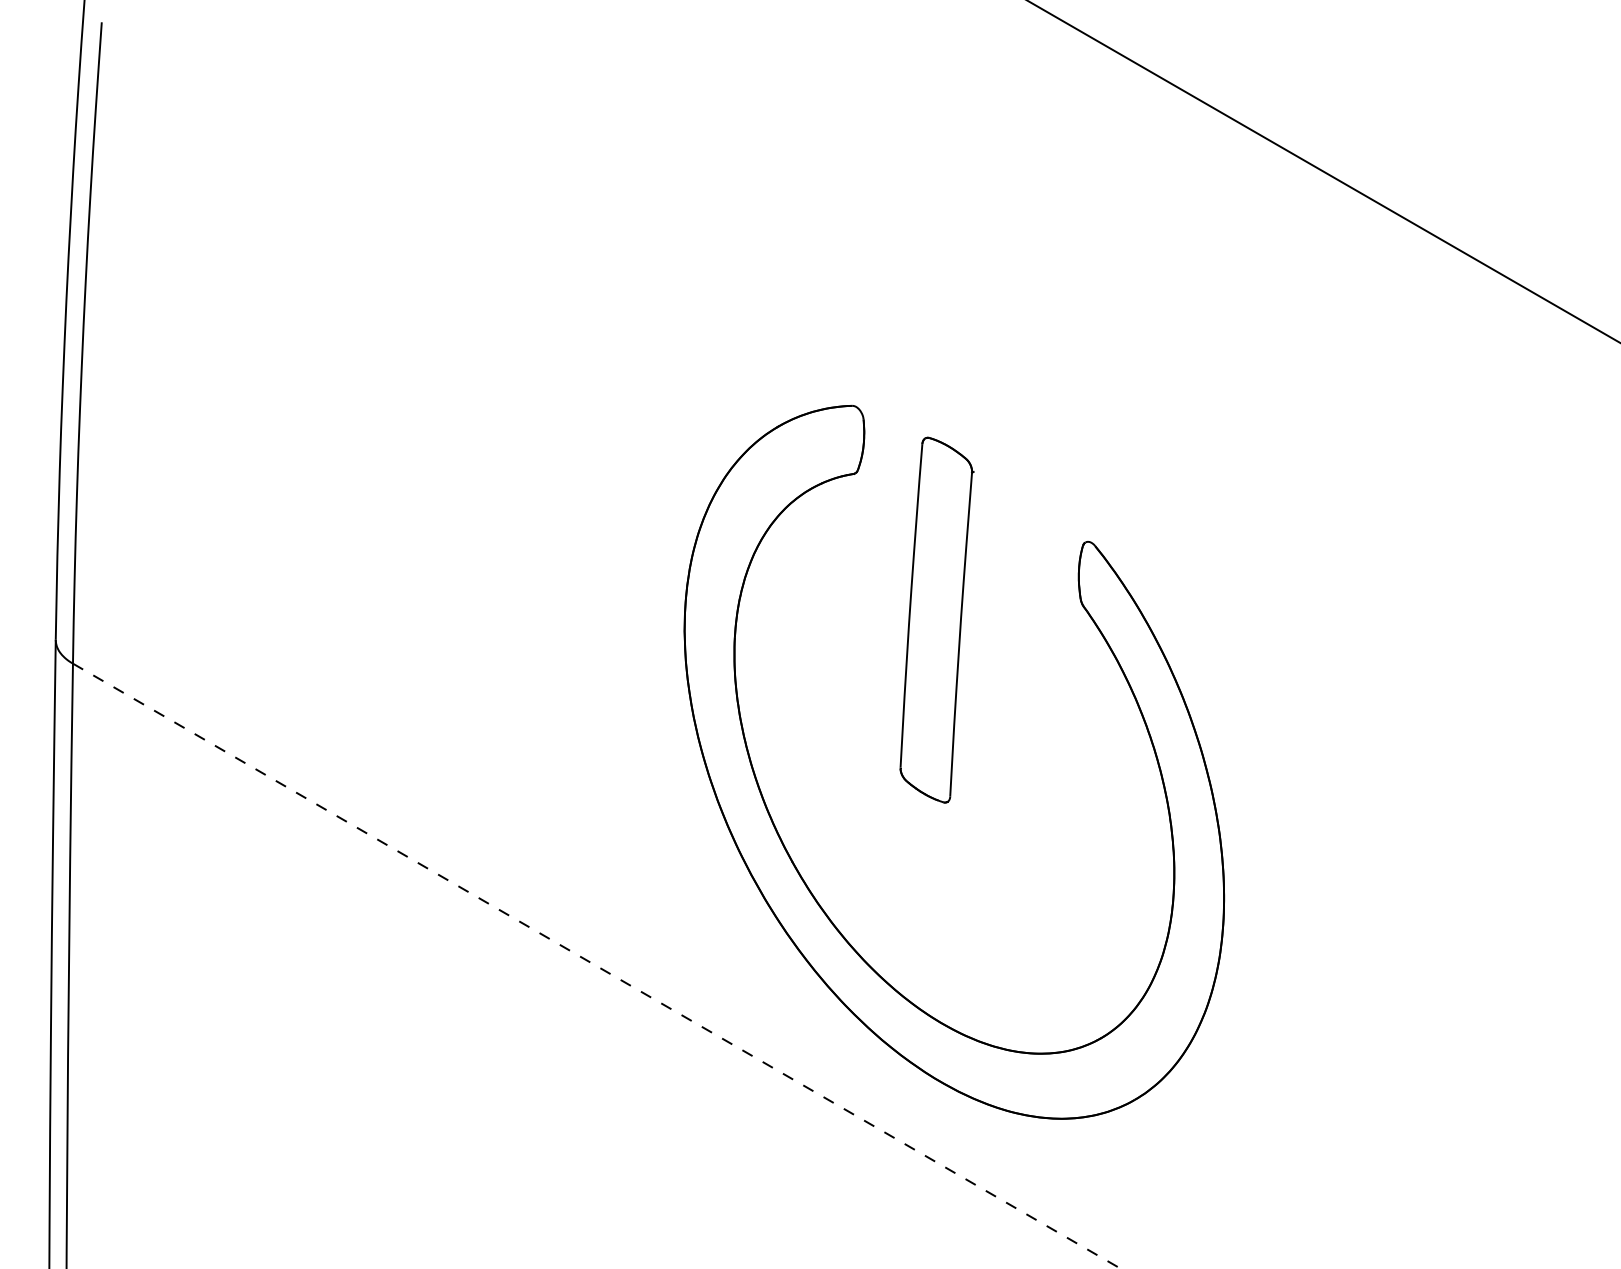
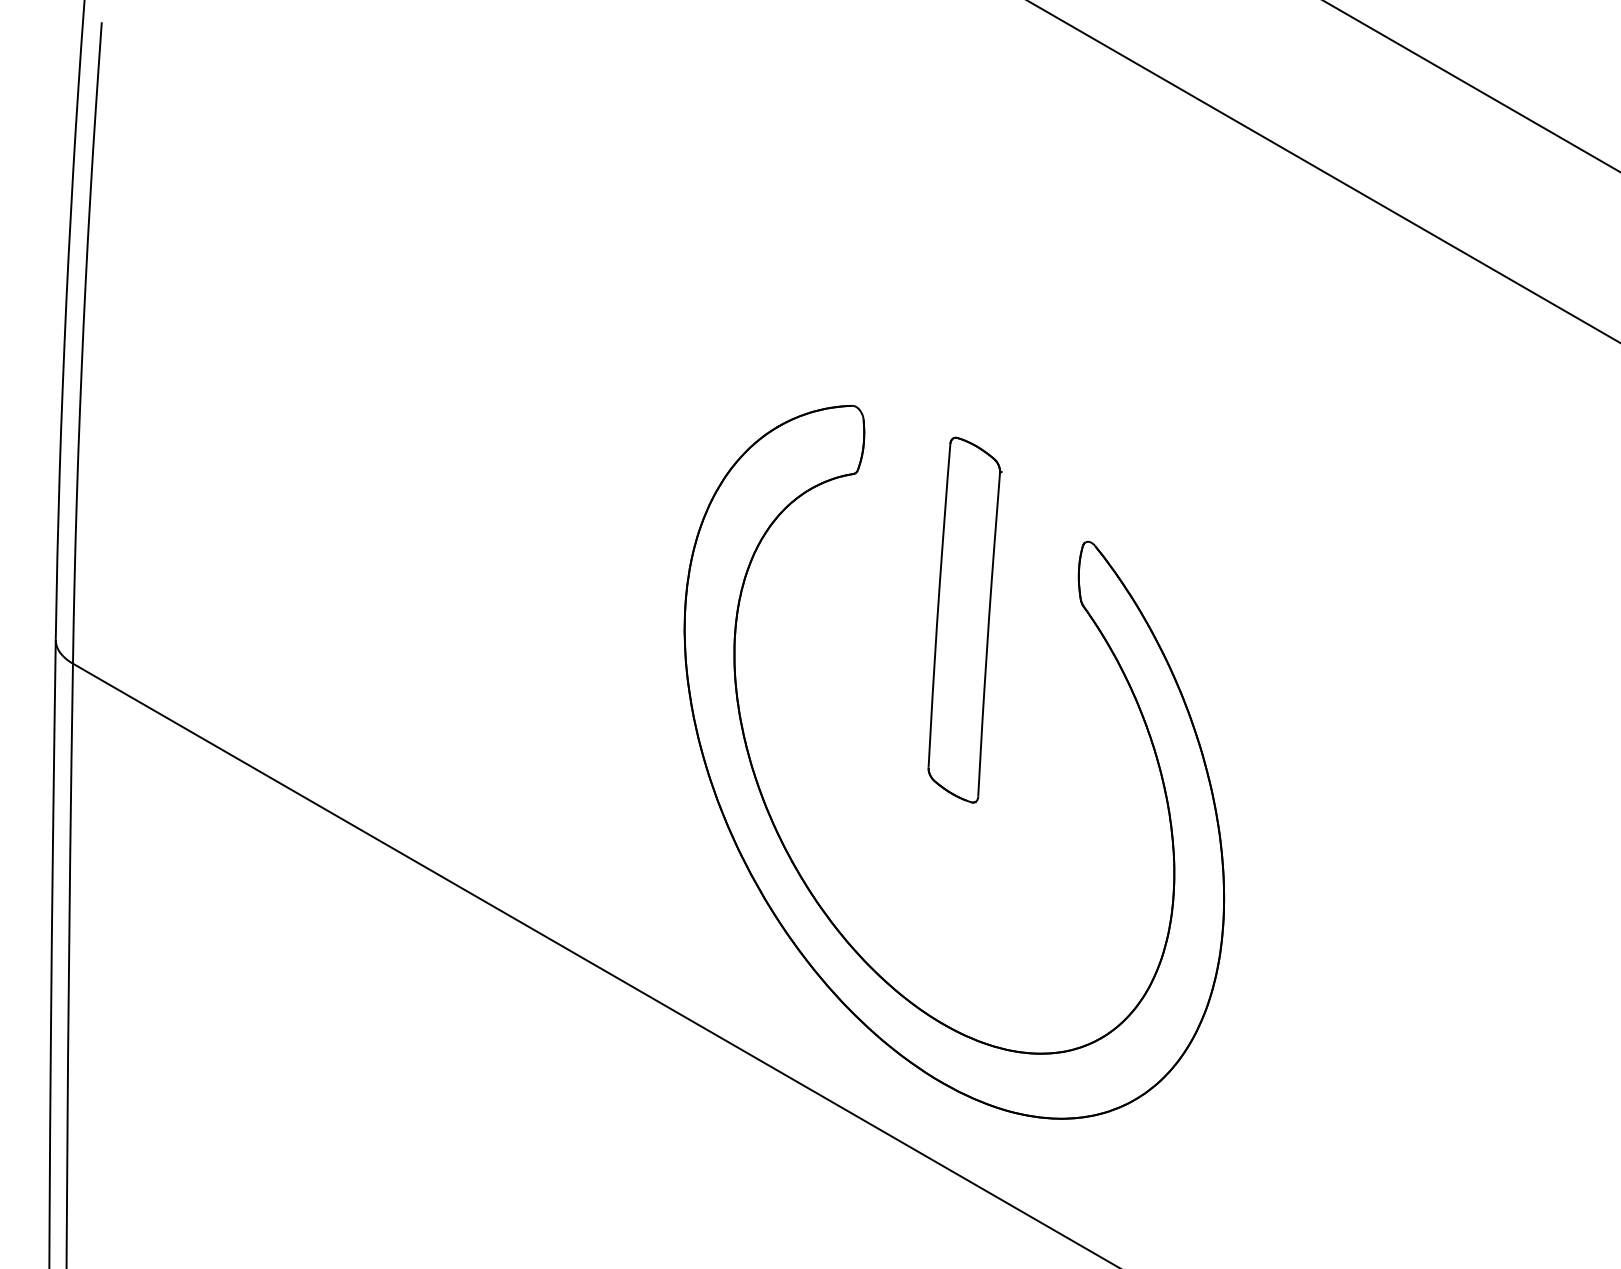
line: none -> present (1471, 86)
part position: (936, 619) -> (964, 619) (964, 619)
line: dashed -> solid (596, 966)
